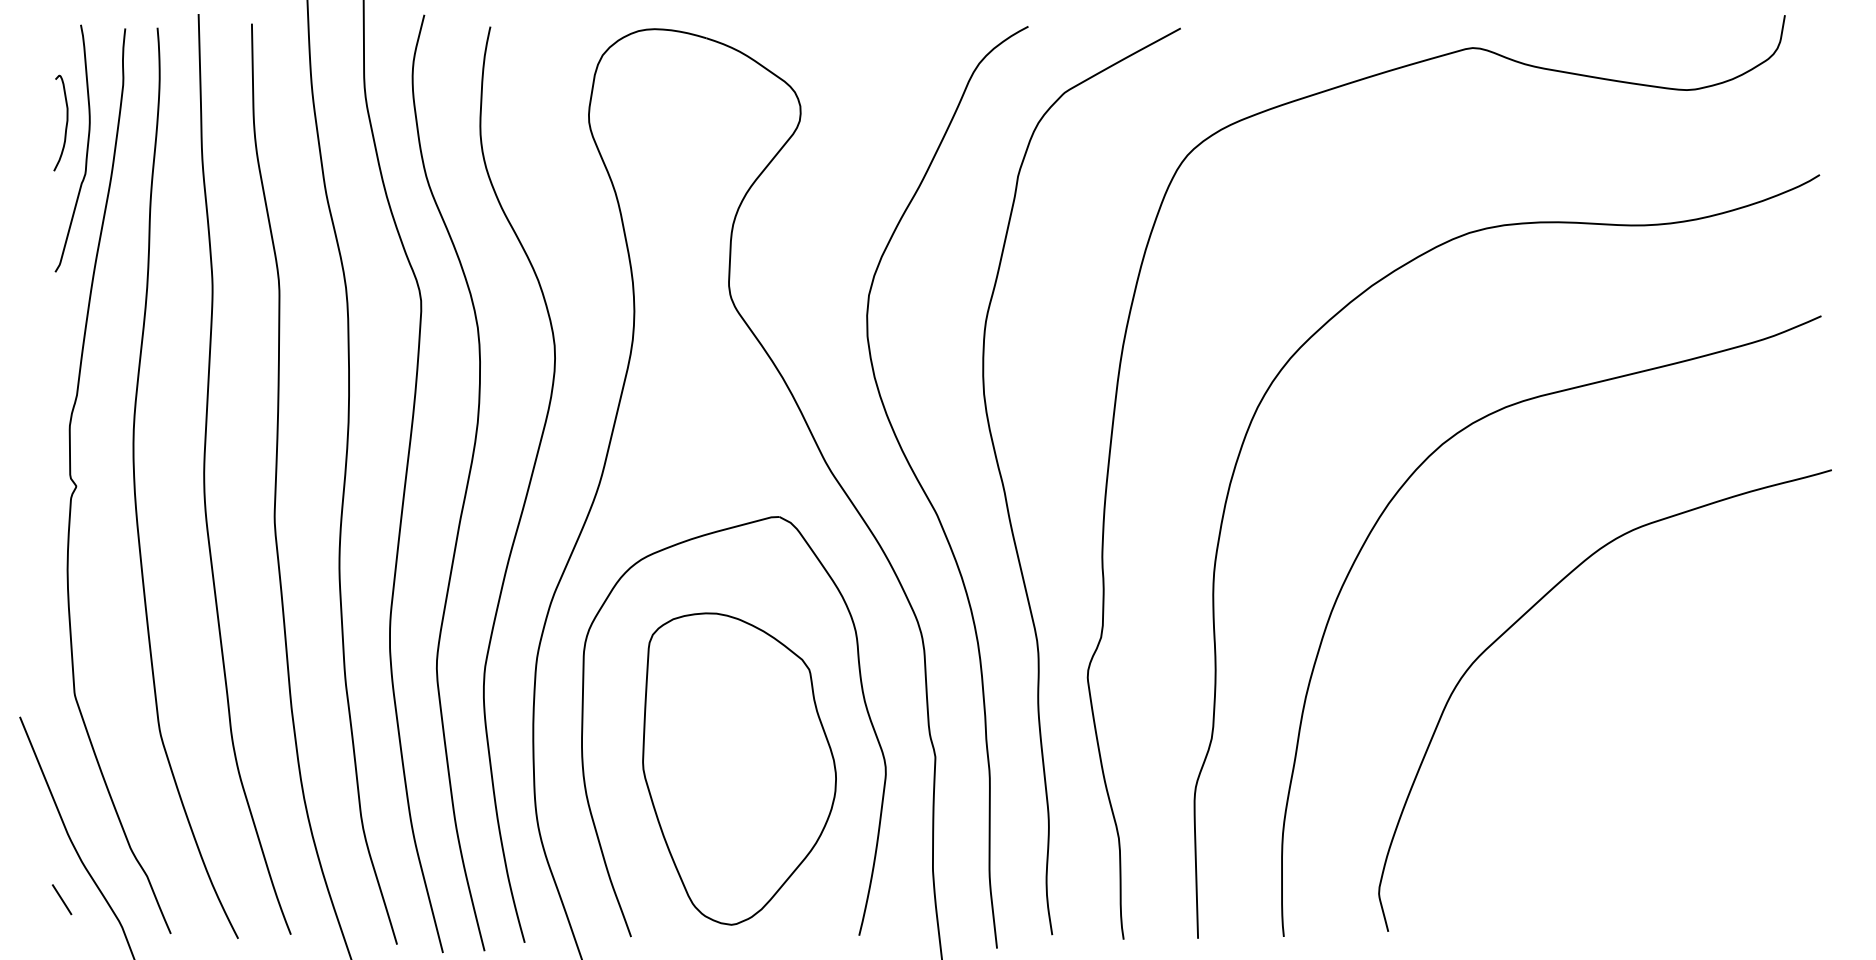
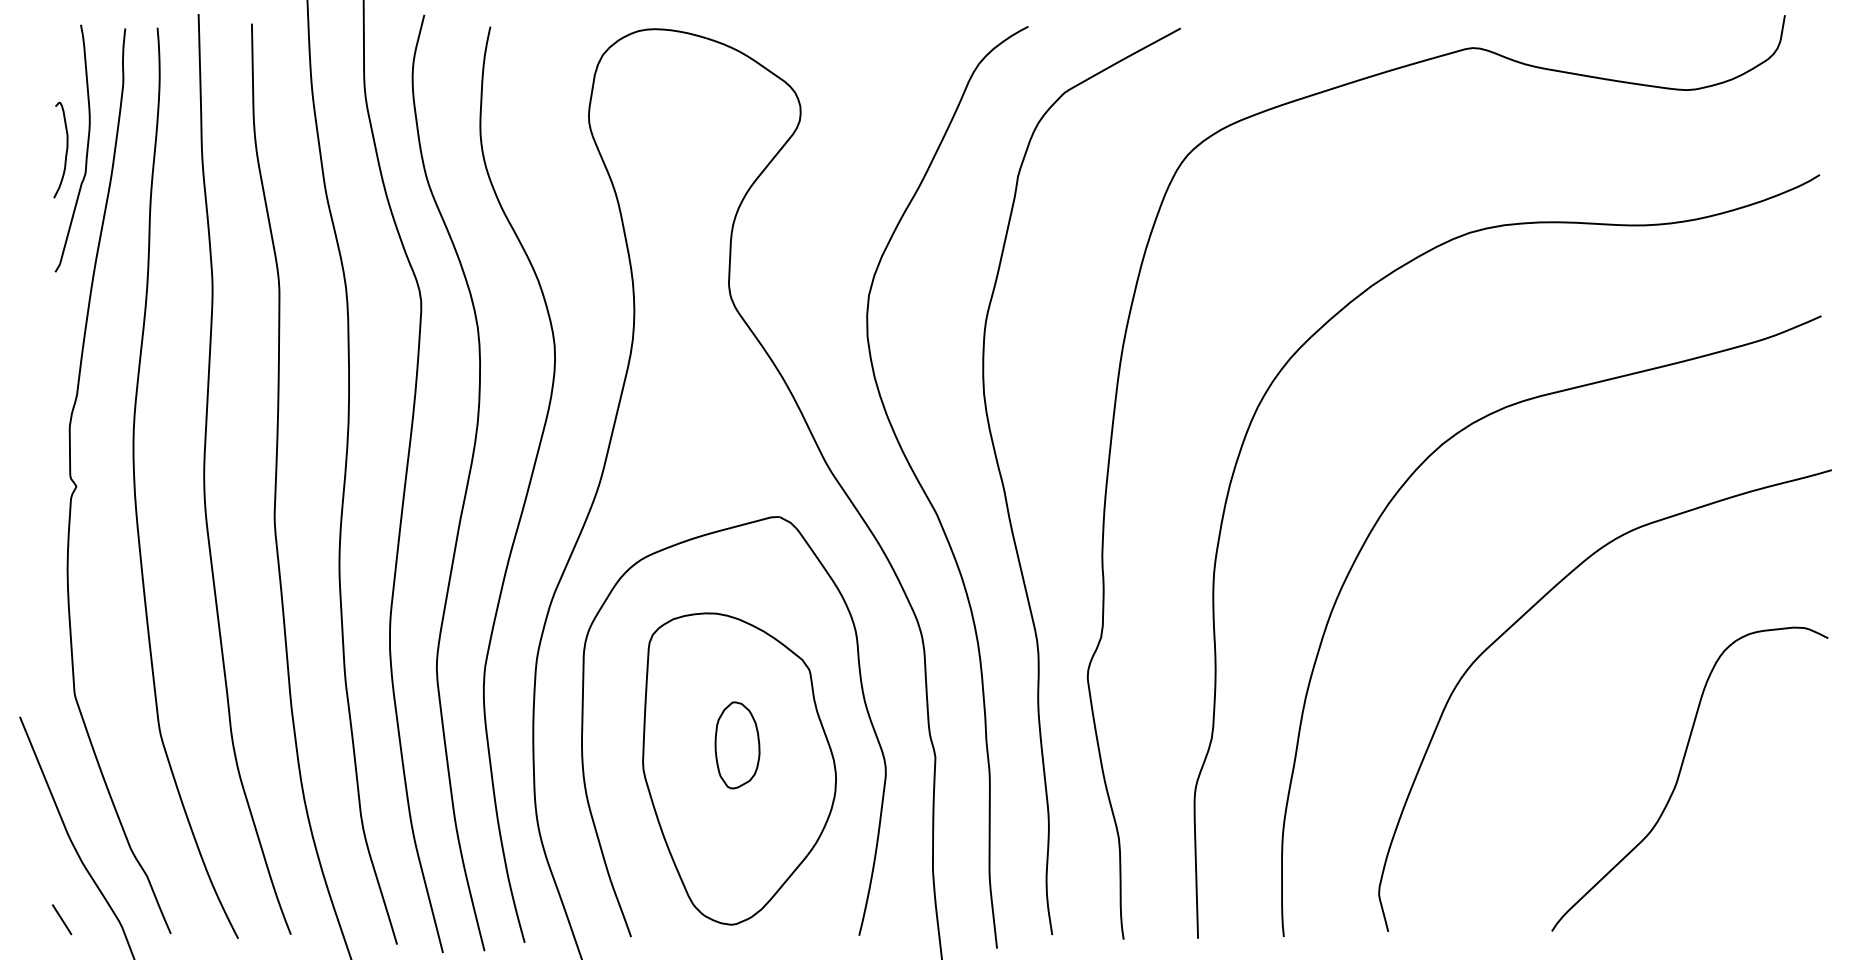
curve position: (65, 125) -> (65, 152) (65, 152)
part: none -> present (737, 745)
curve: none -> present (1680, 774)
line position: (61, 899) -> (61, 919) (61, 919)
